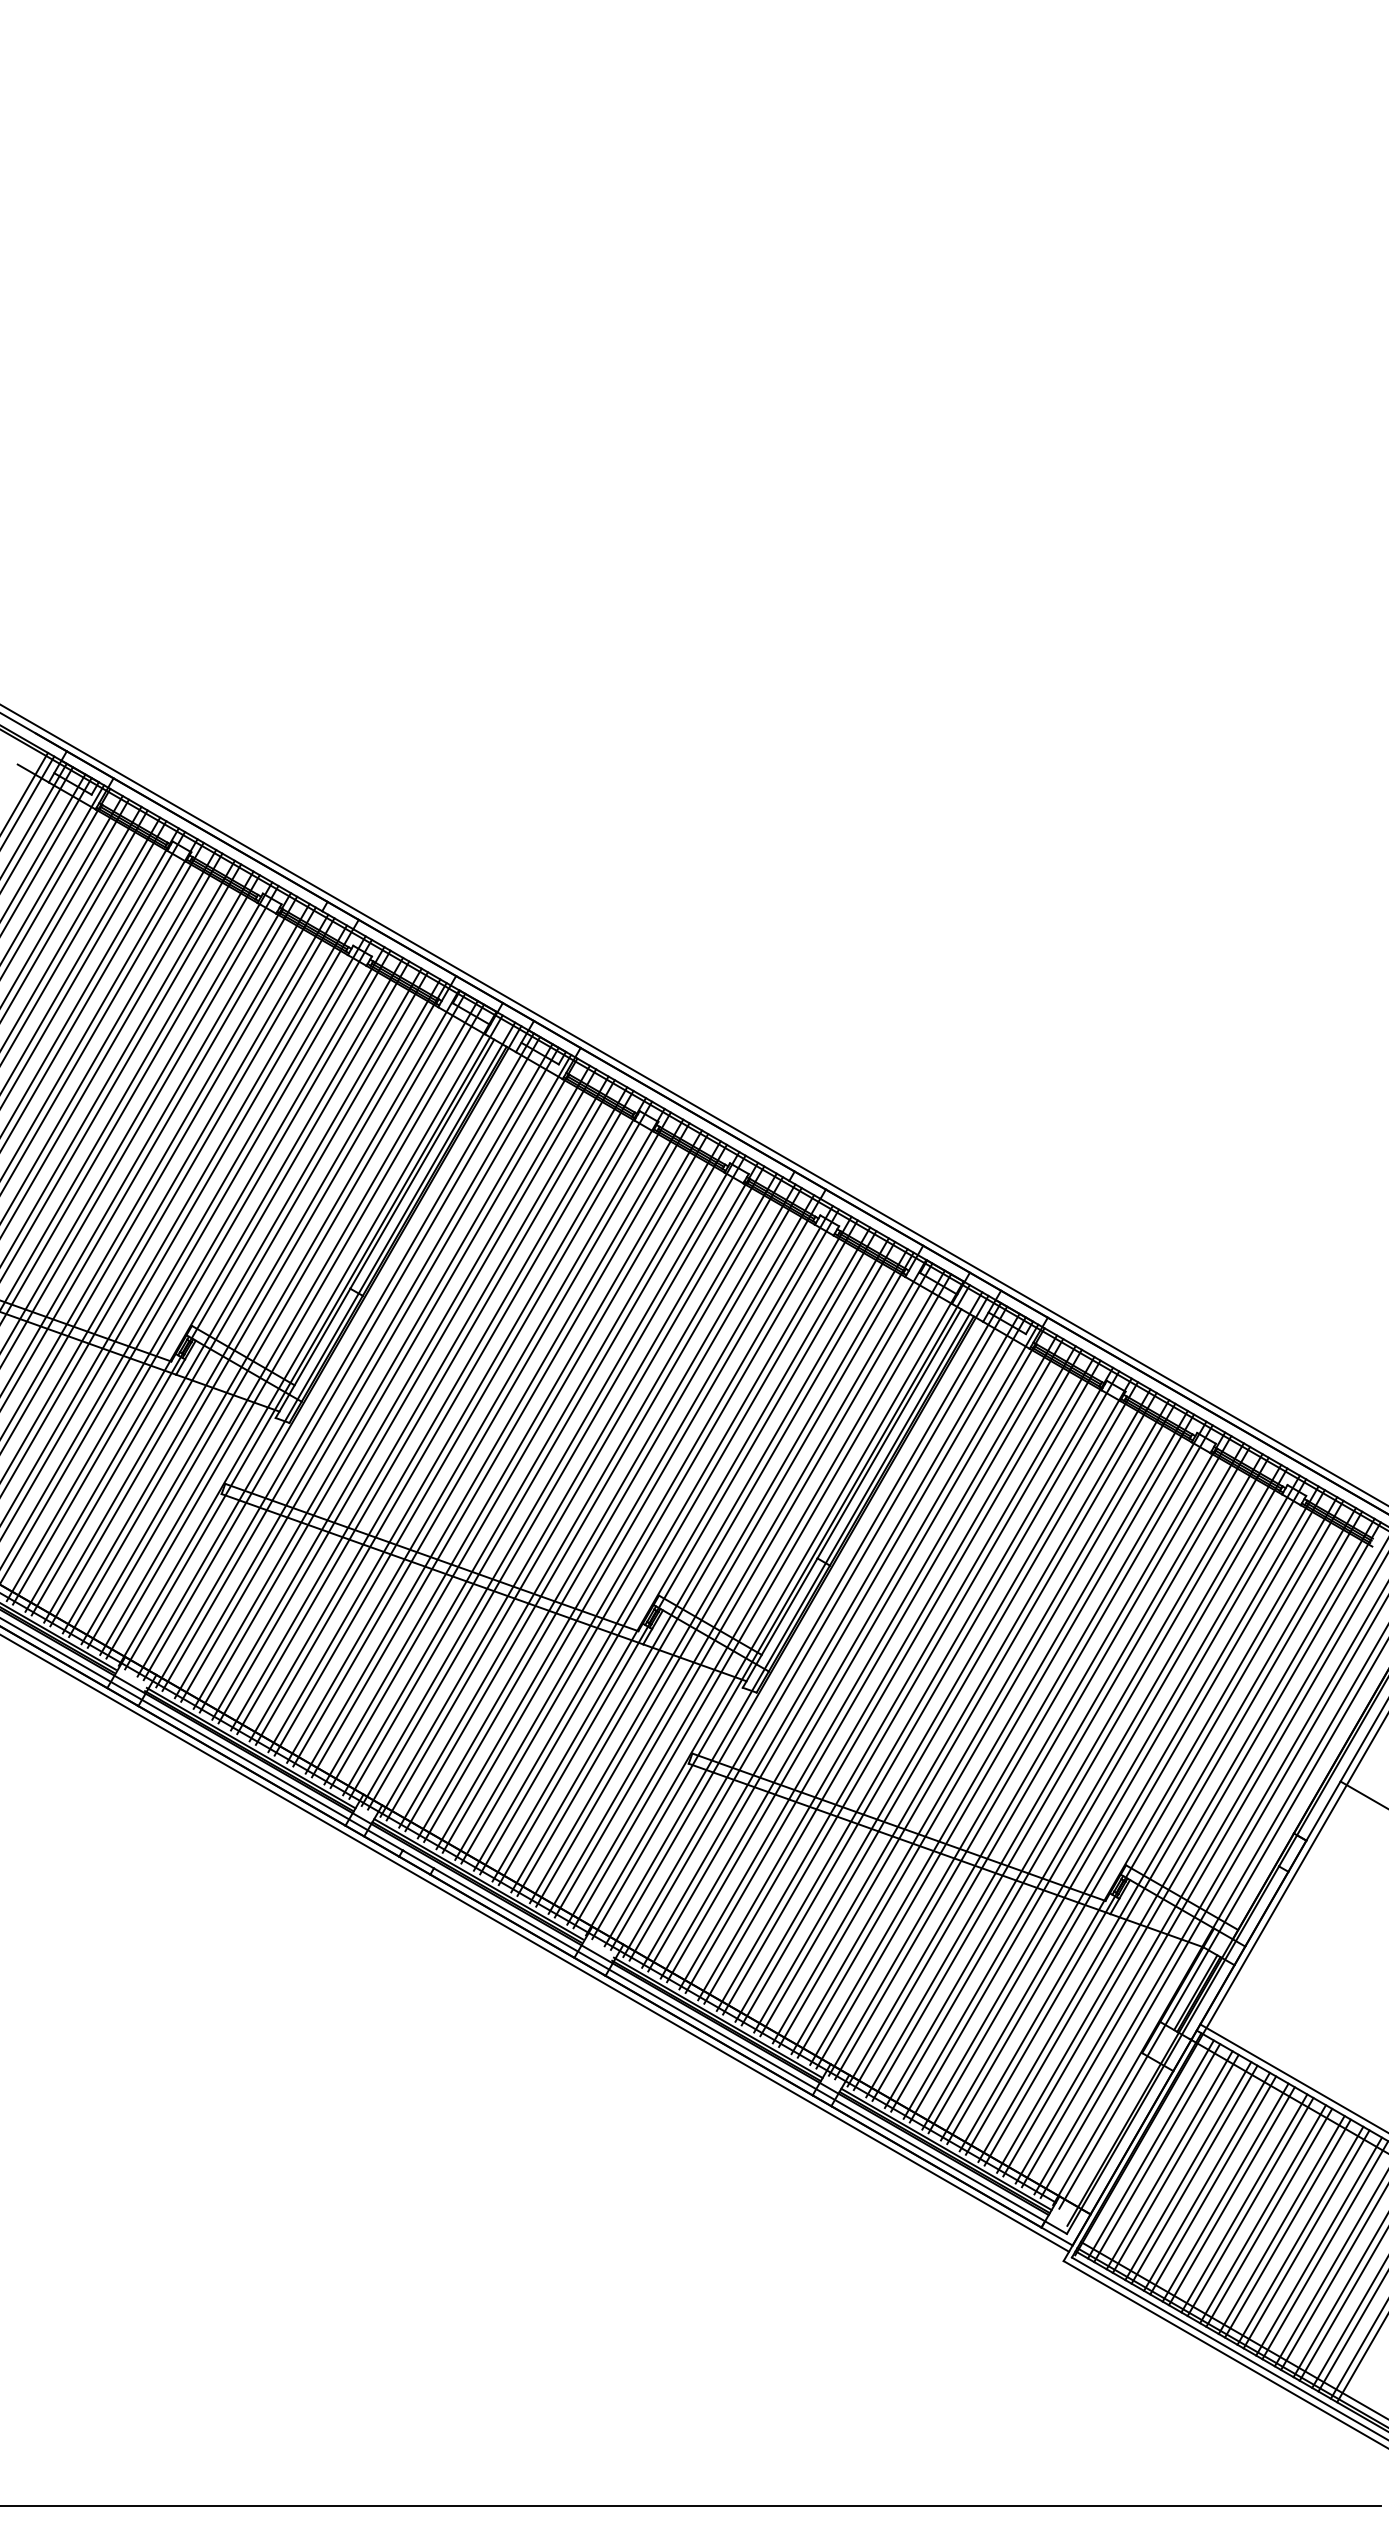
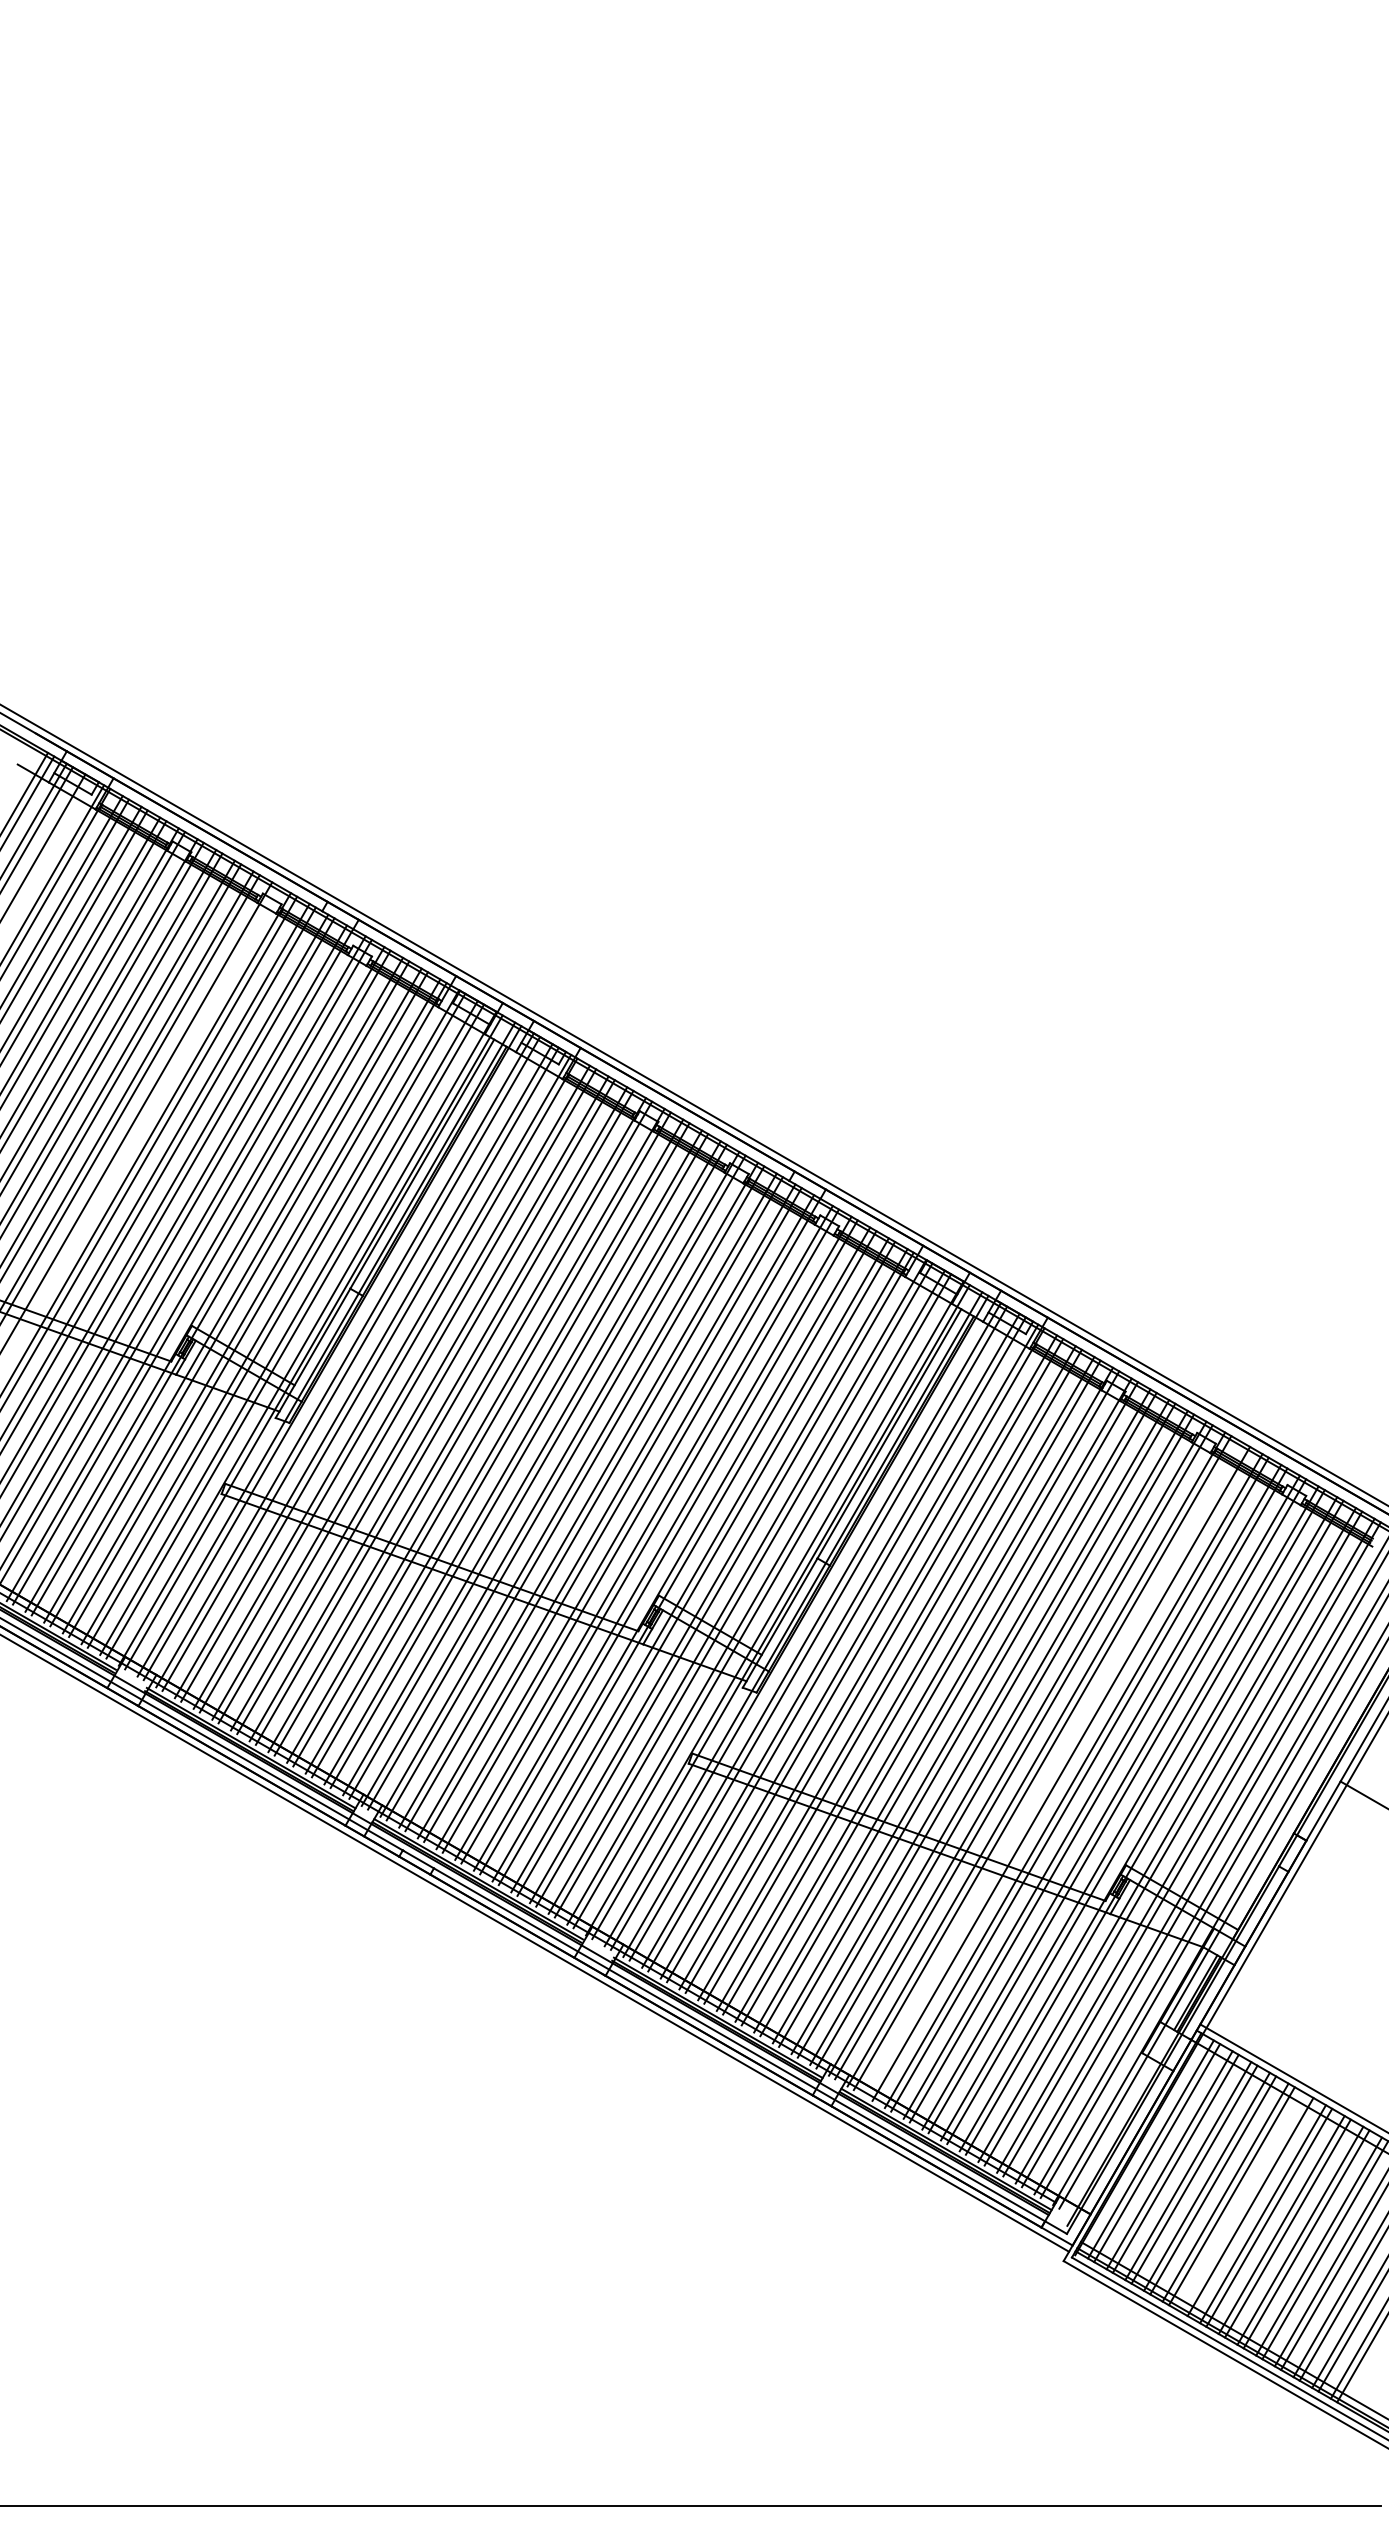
line: present -> none (46, 855)
line: present -> none (140, 1124)
line: present -> none (1054, 1770)
line: present -> none (1244, 2203)
